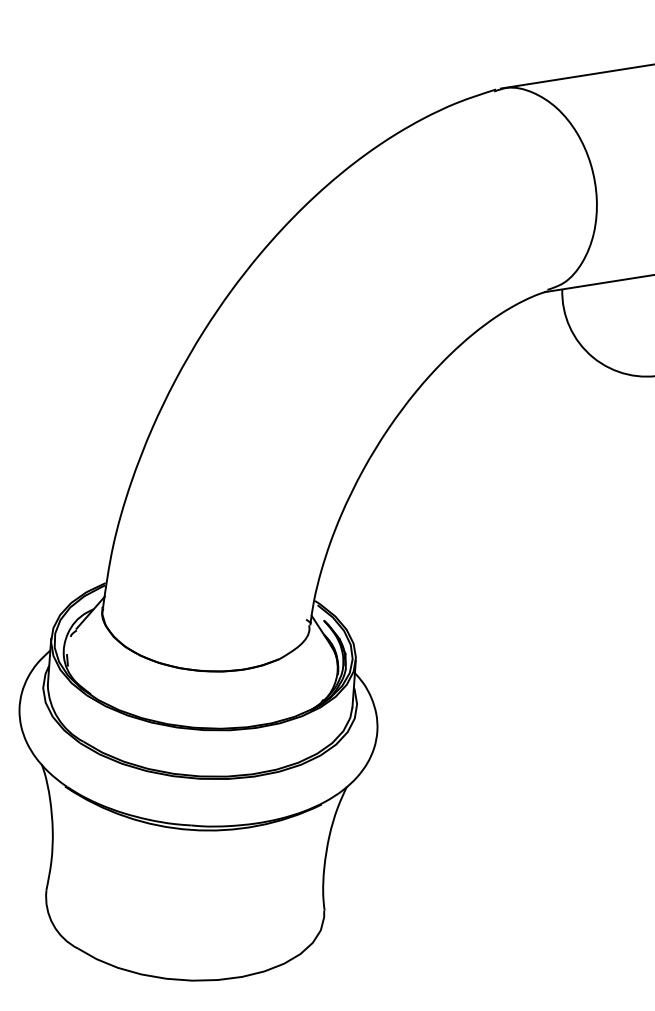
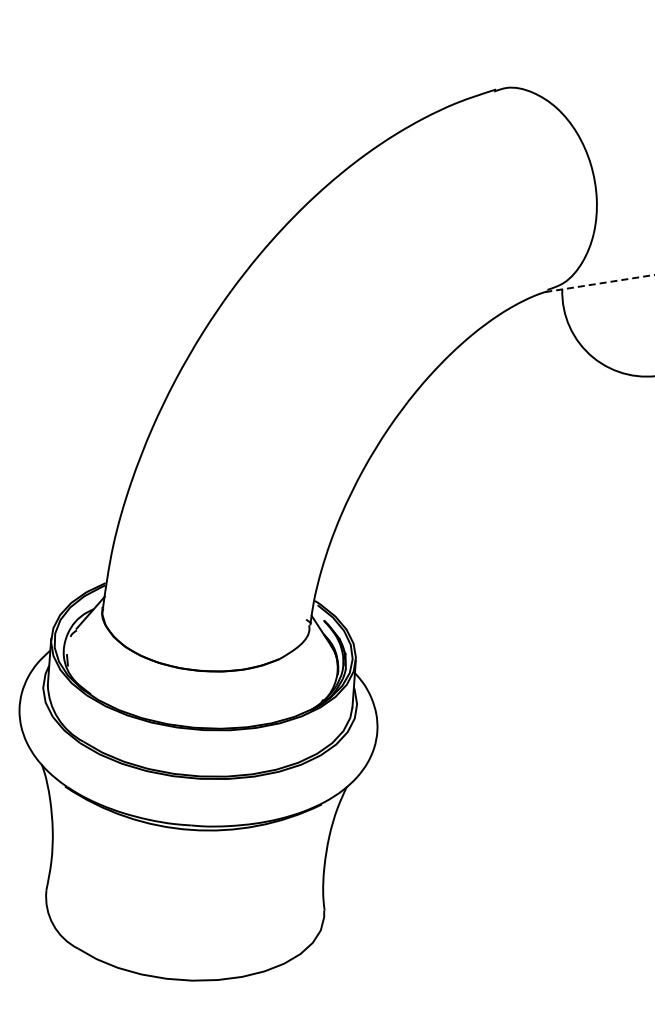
line: present -> none (576, 76)
line: solid -> dashed (600, 283)
